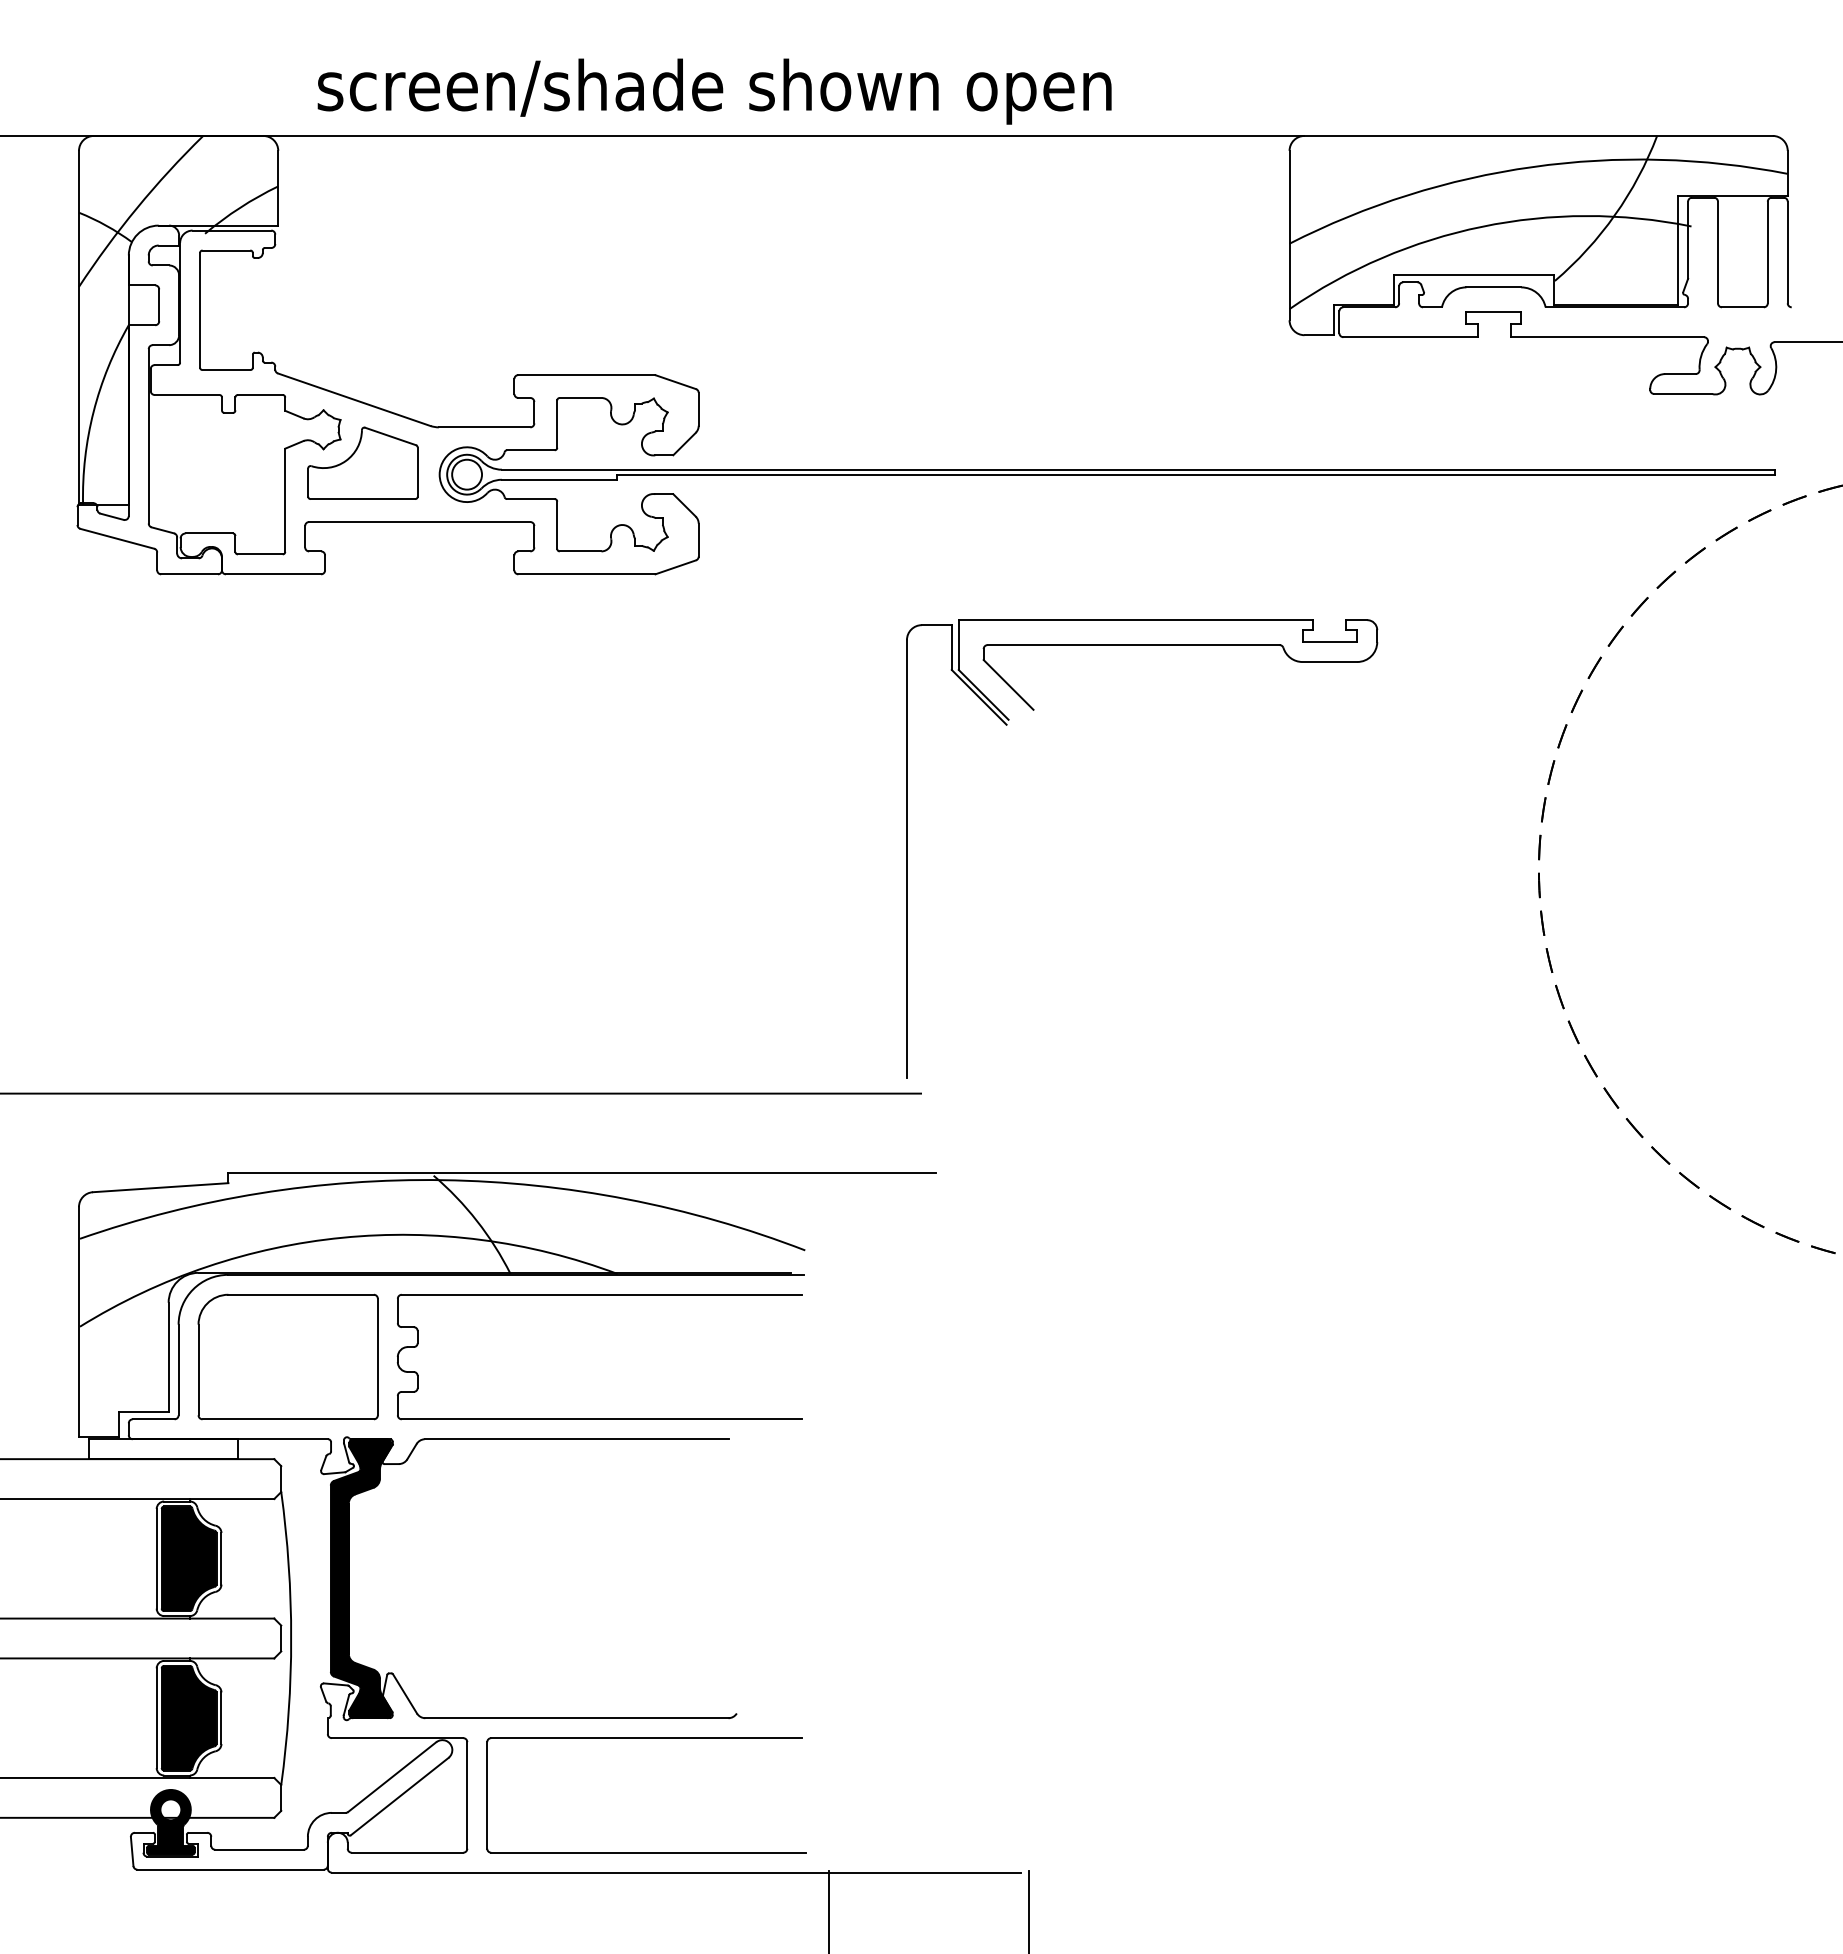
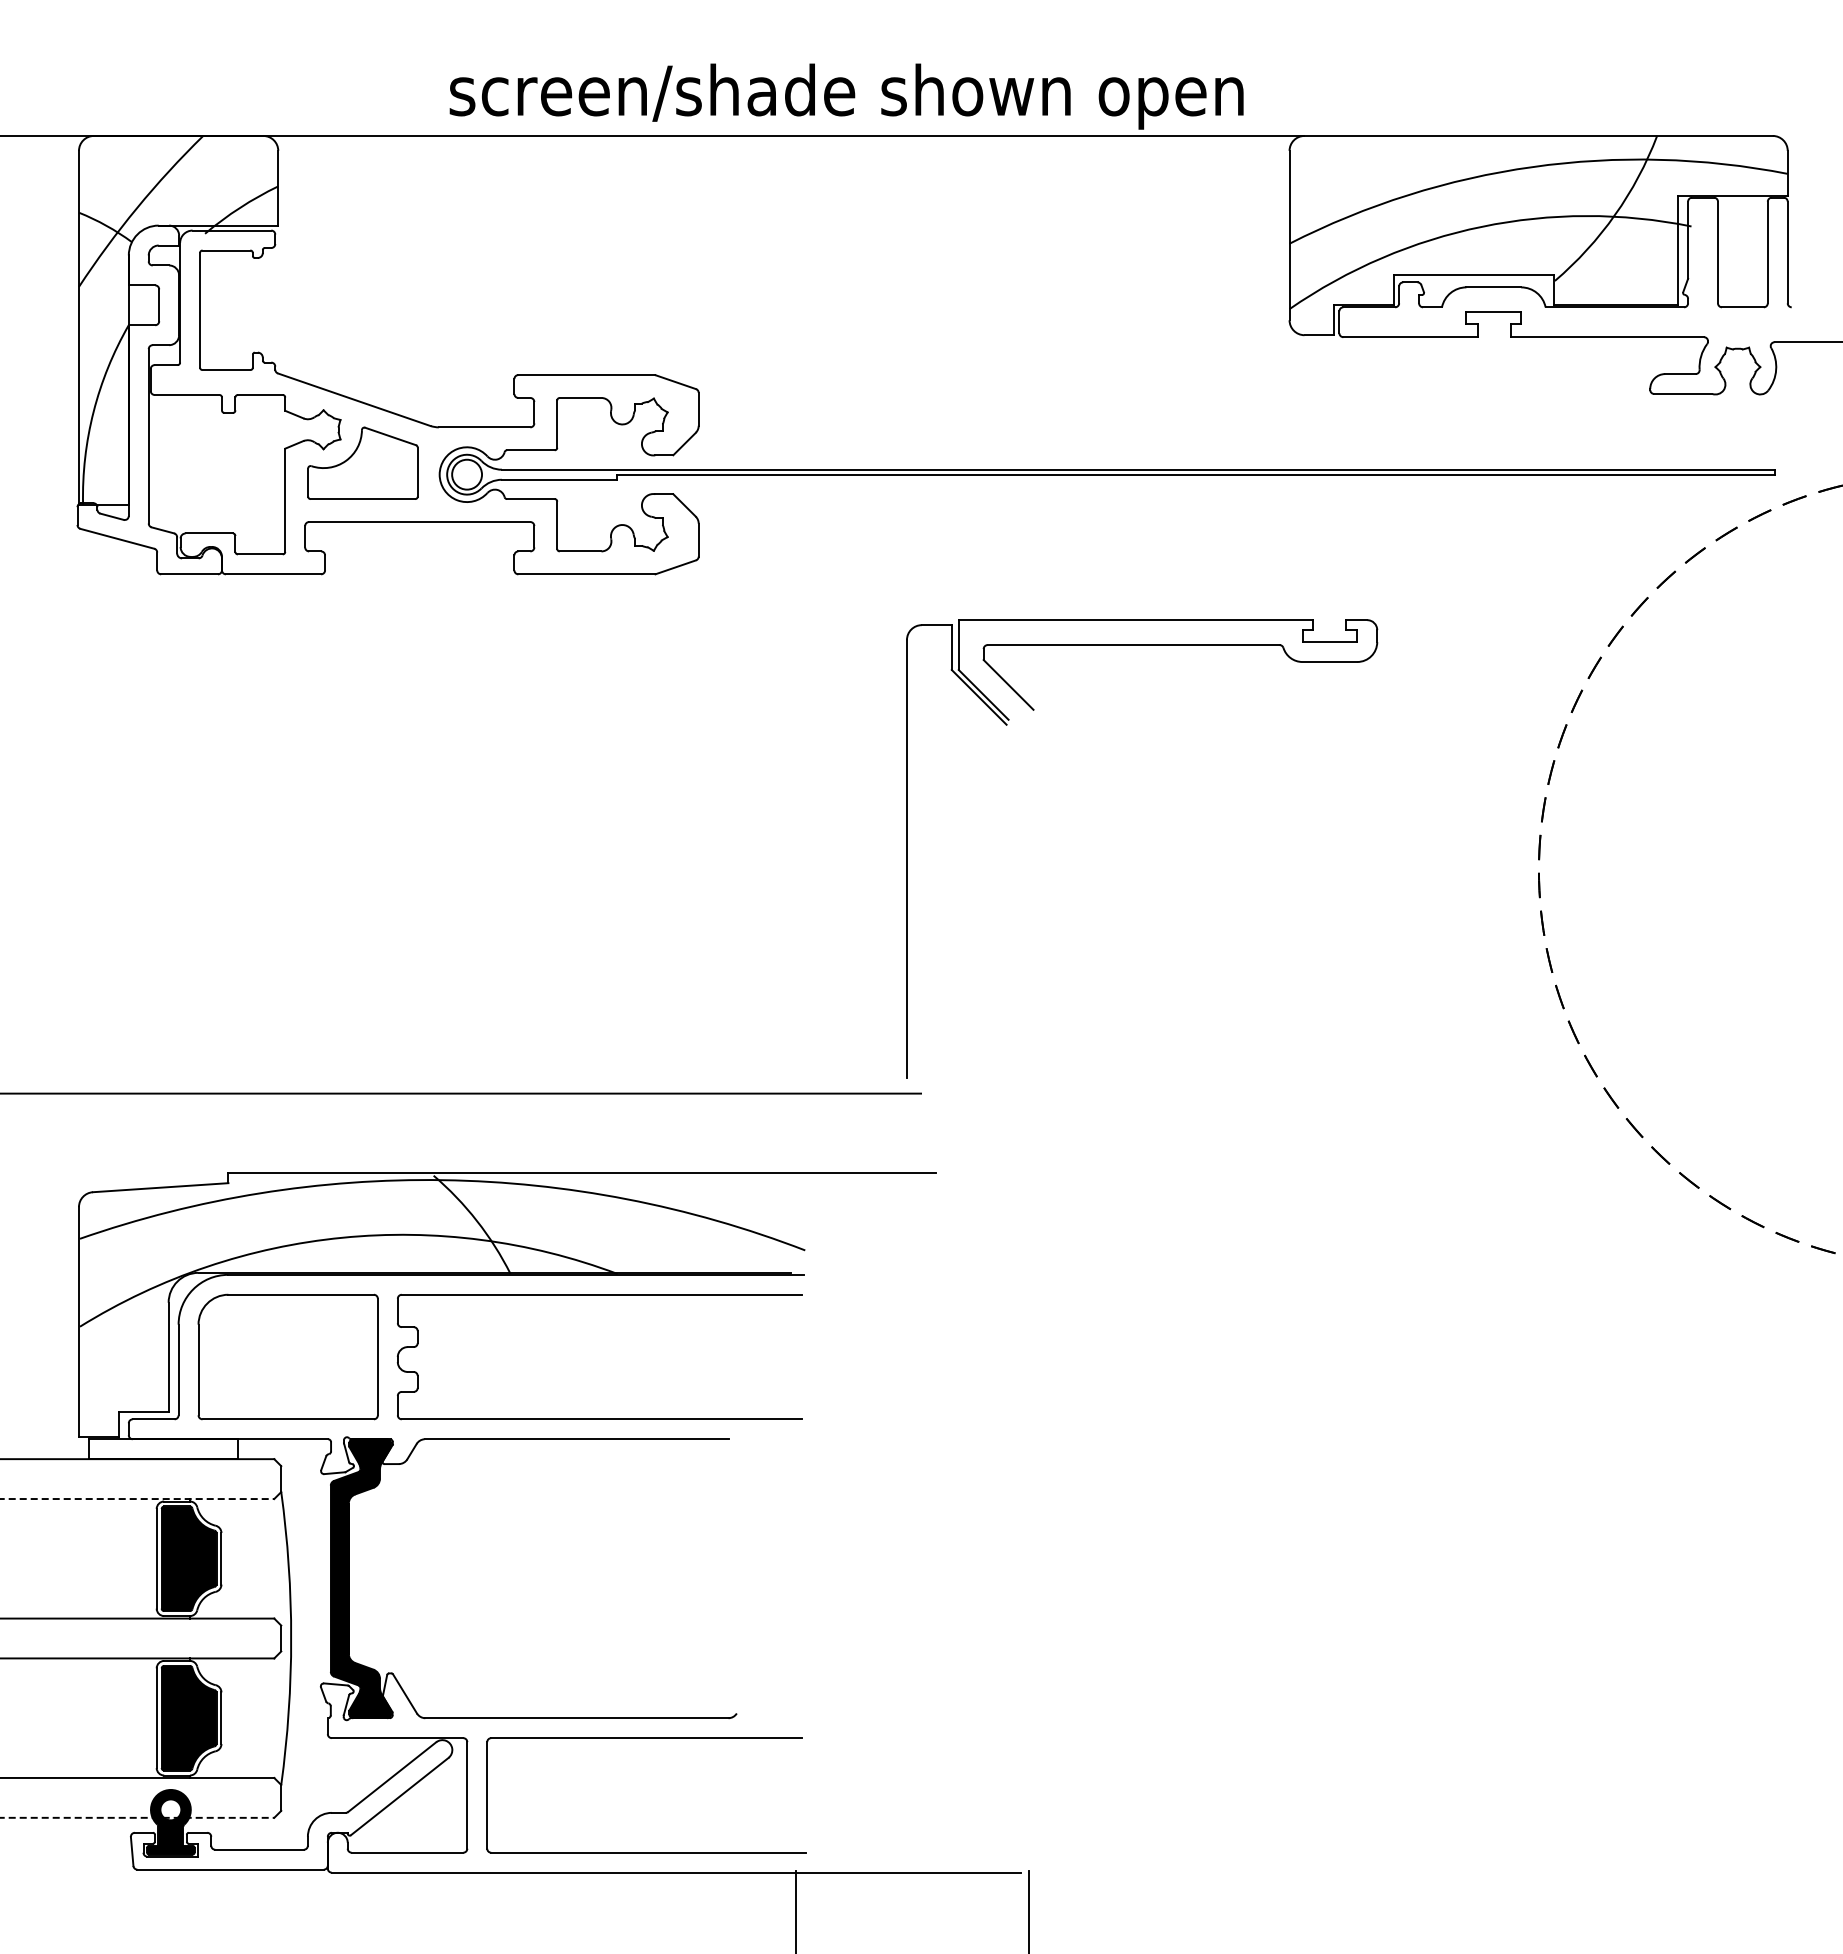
text position: (714, 91) -> (846, 96) (846, 96)
line: solid -> dashed (137, 1499)
line: solid -> dashed (137, 1817)
line position: (829, 1910) -> (796, 1910) (796, 1910)
